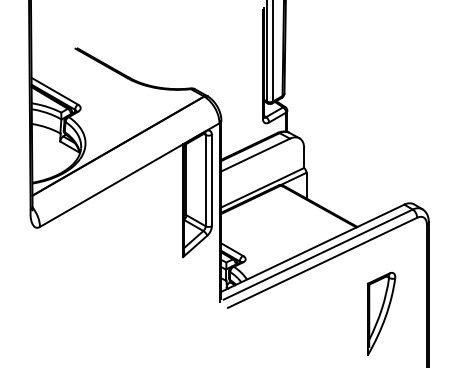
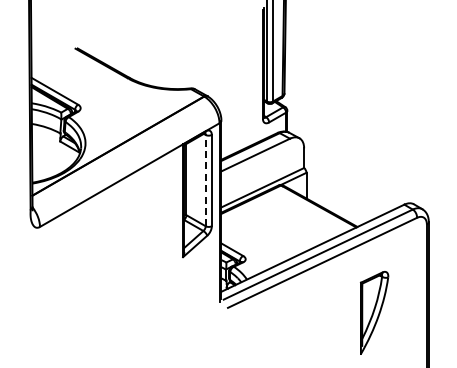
line: solid -> dashed (205, 180)
part position: (381, 313) -> (374, 312) (374, 312)
